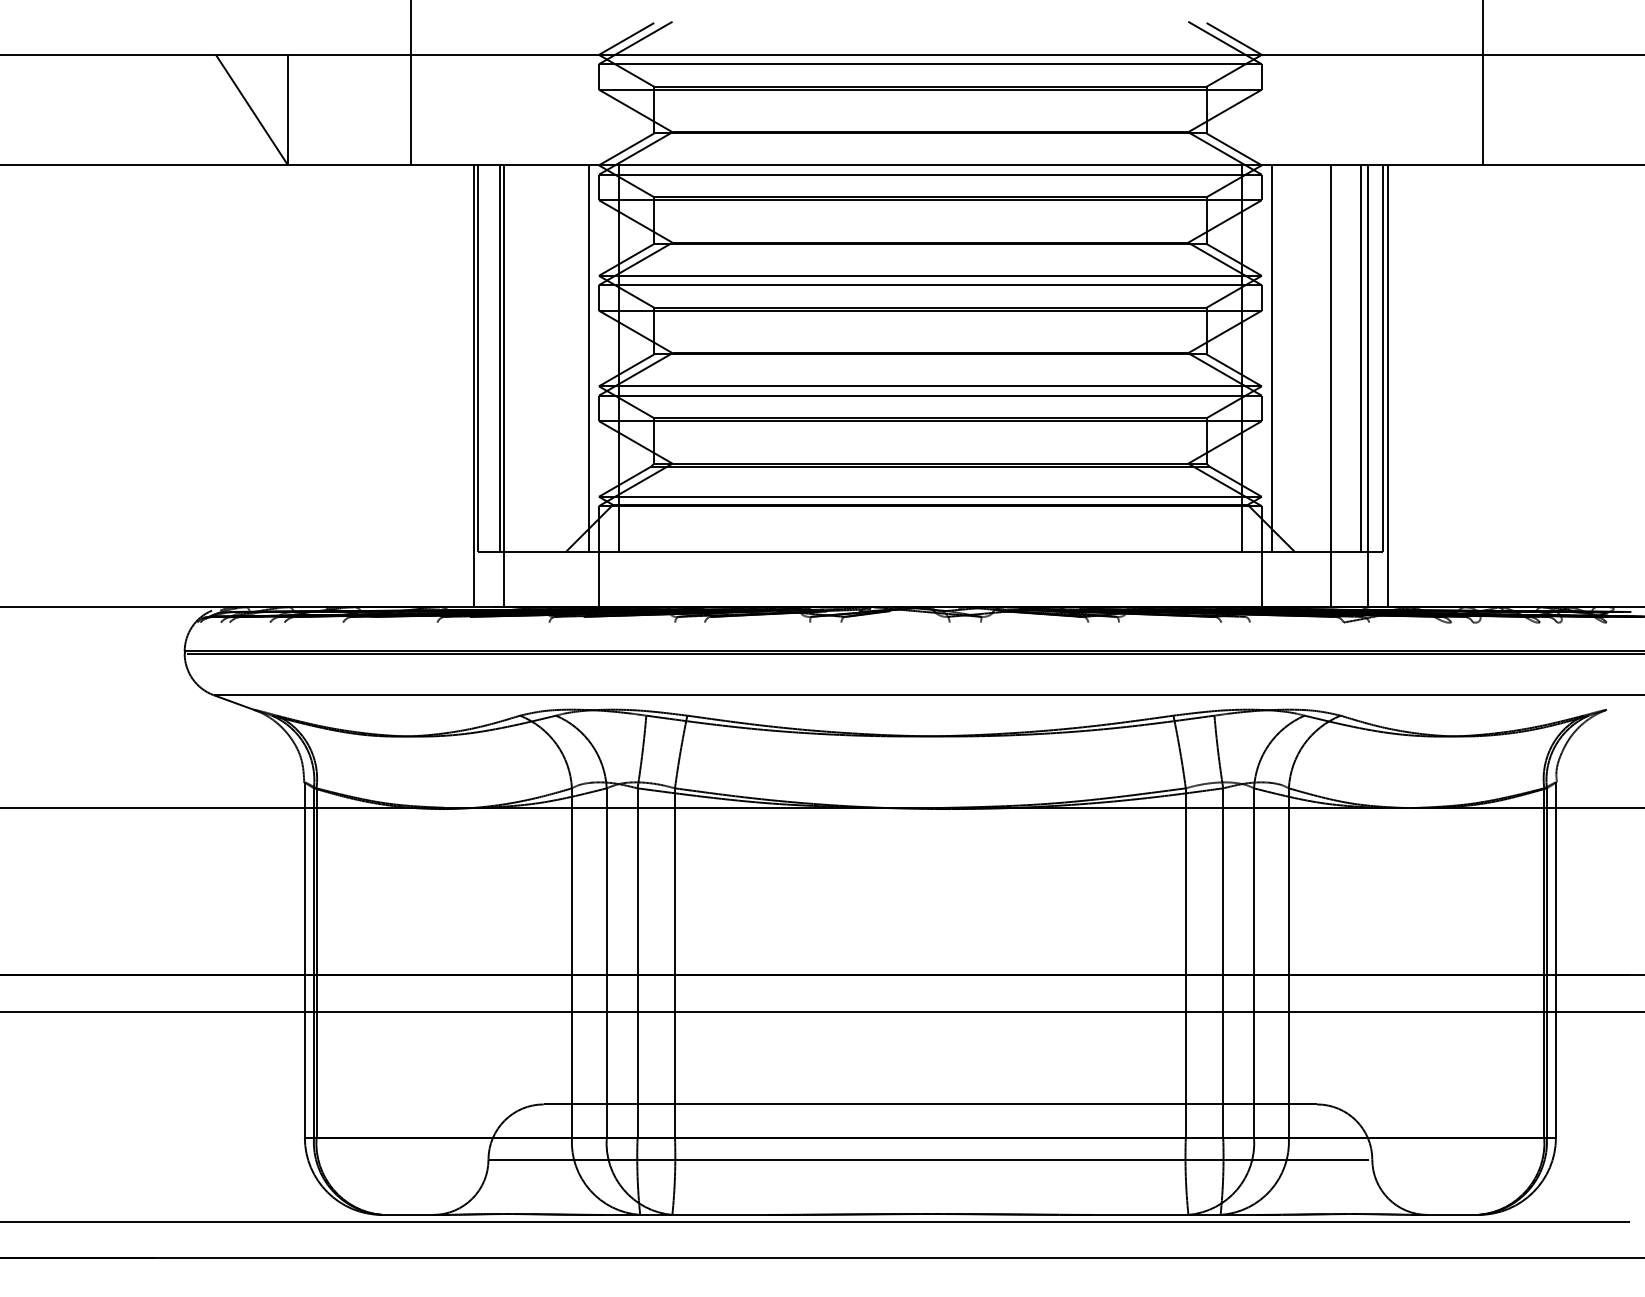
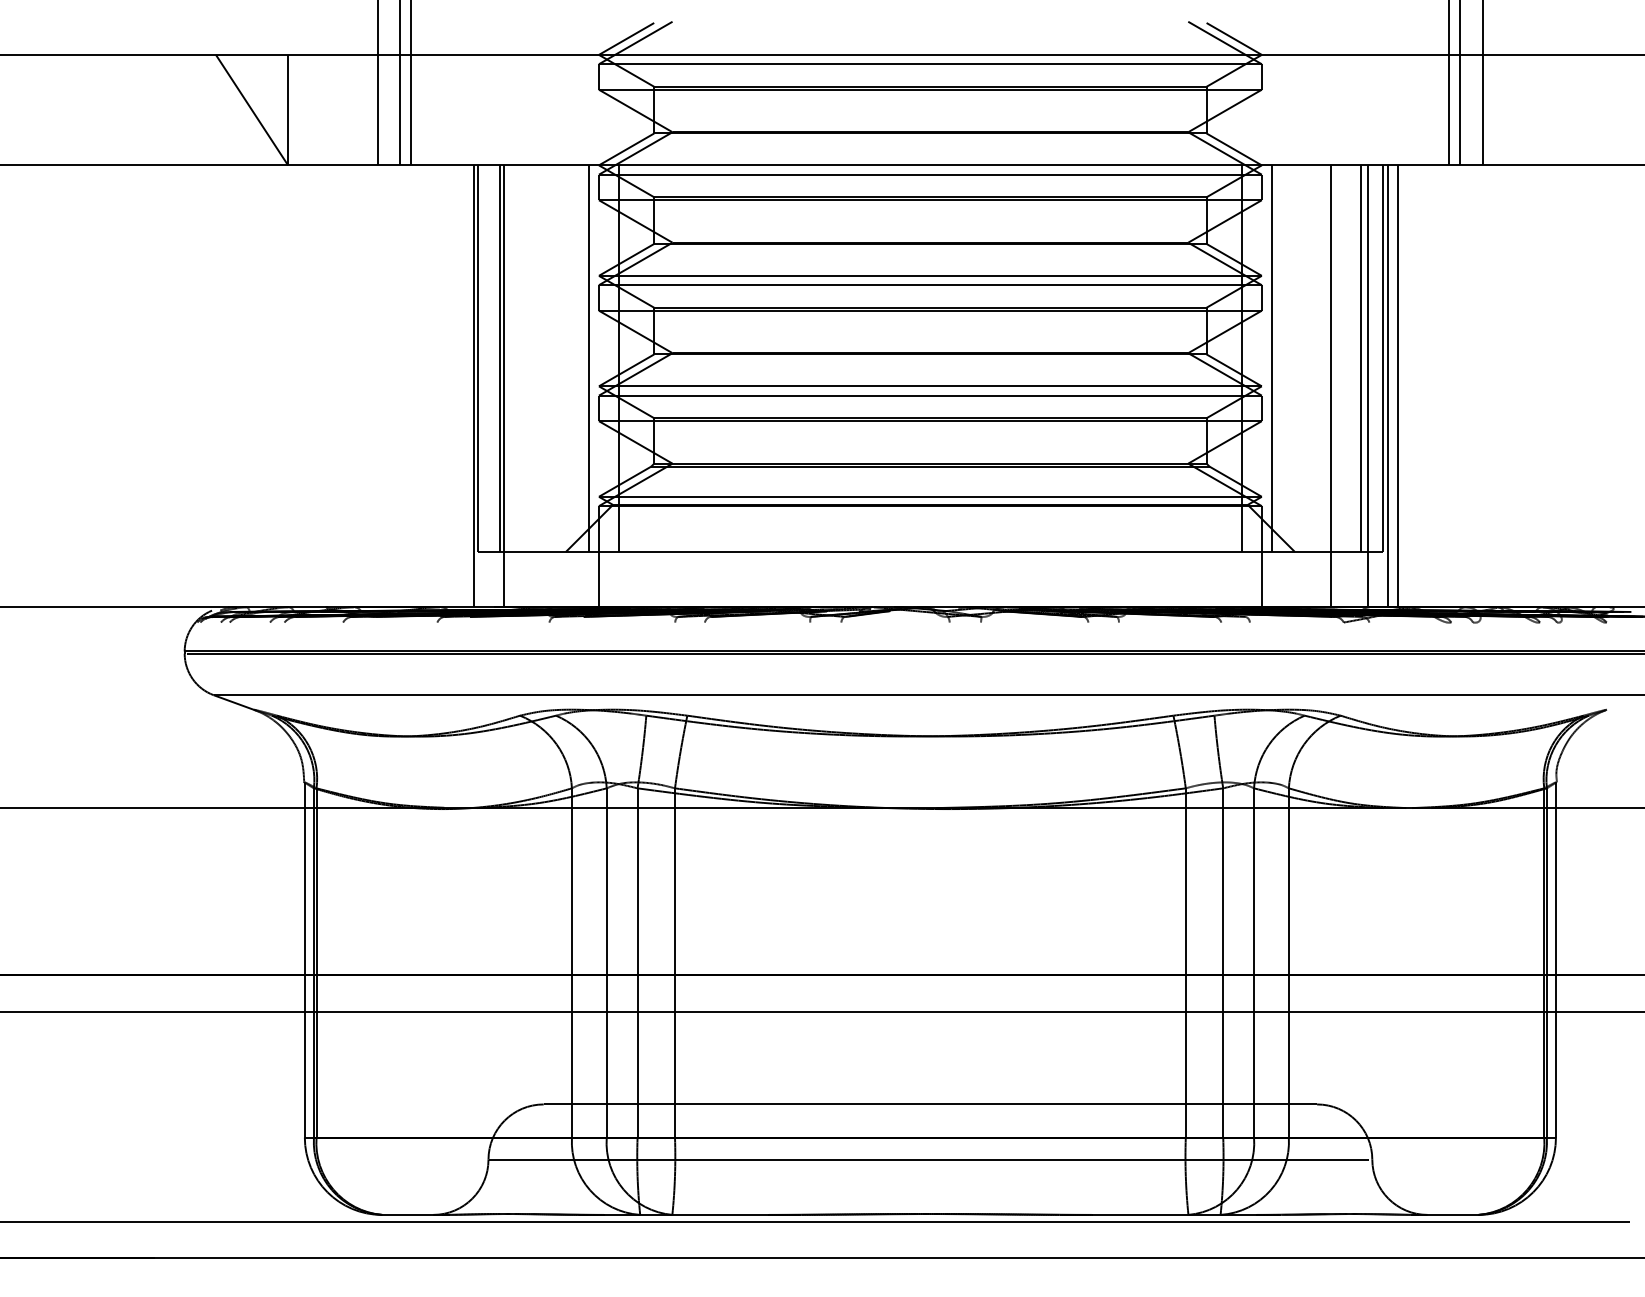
line: none -> present (378, 83)
line: none -> present (400, 83)
line: none -> present (1449, 83)
line: none -> present (1460, 83)
line: none -> present (1398, 386)
